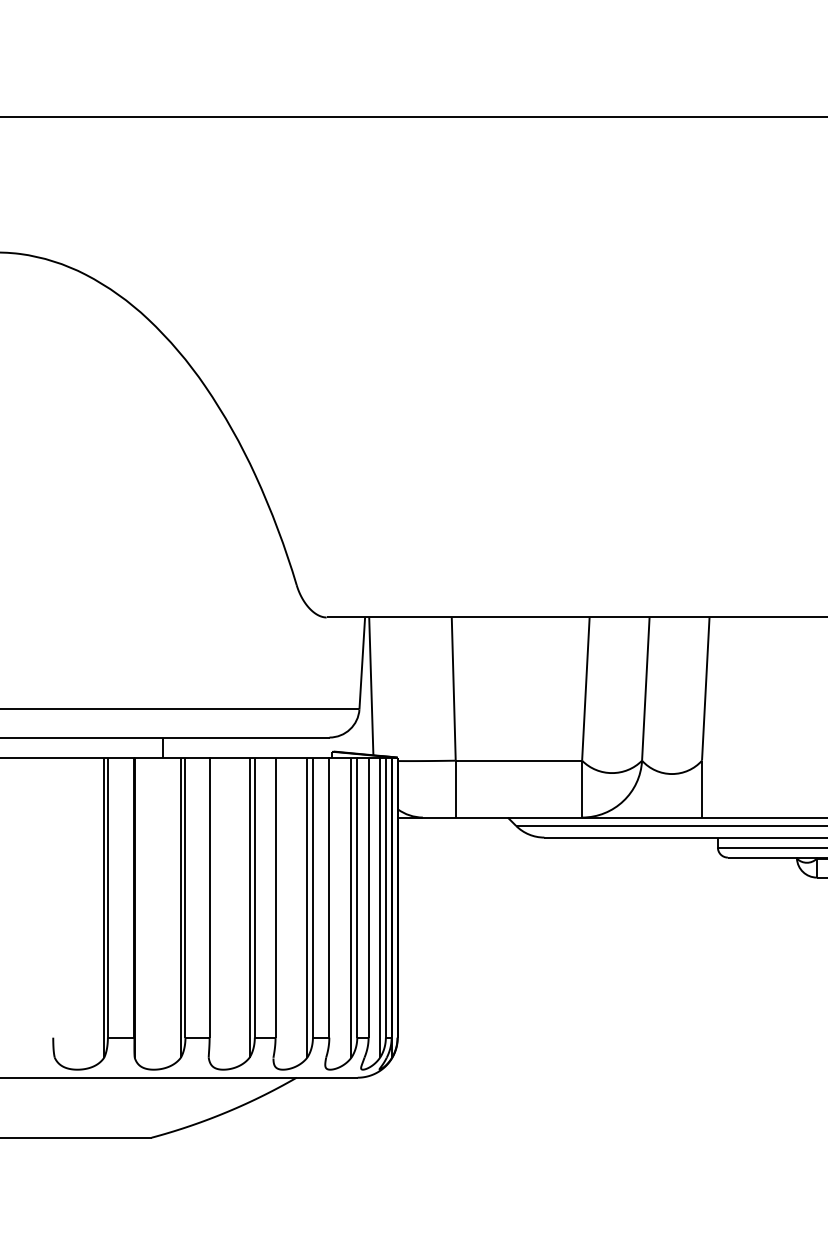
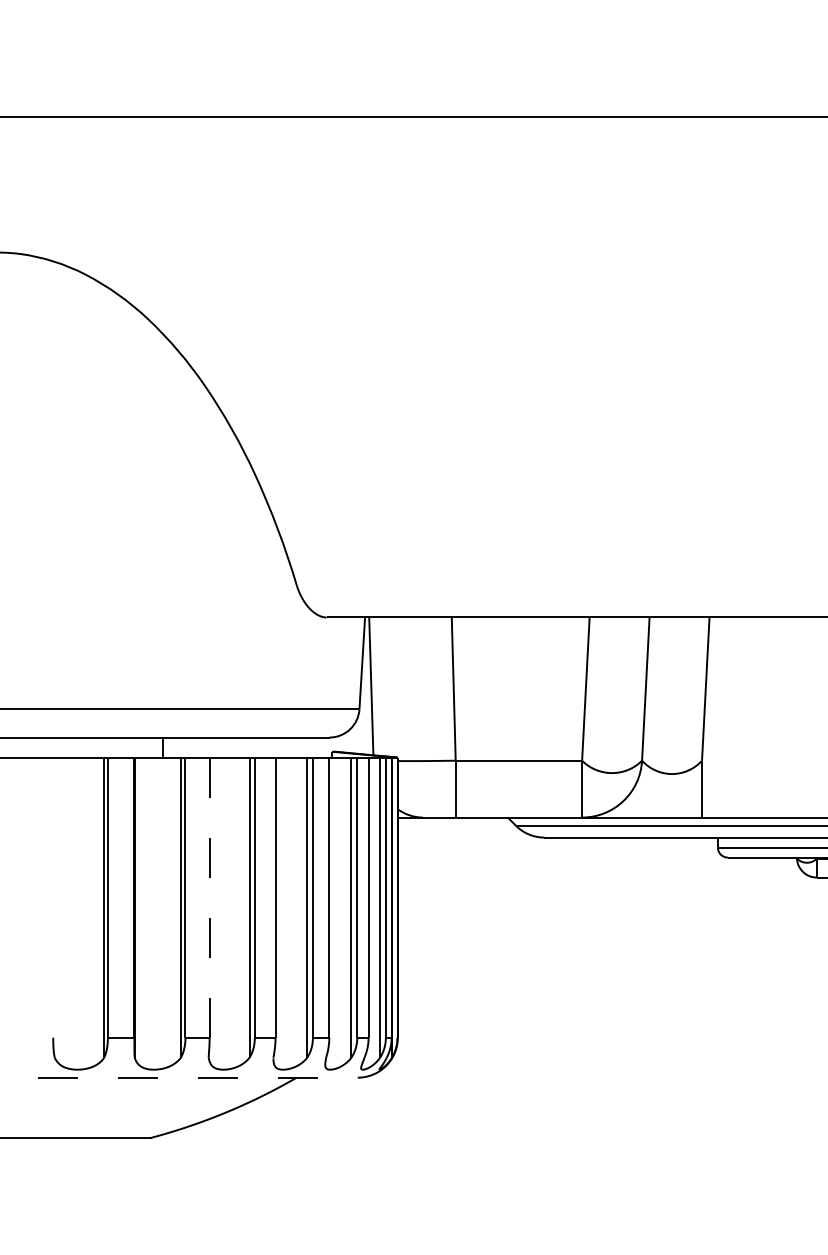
line: solid -> dashed (209, 897)
line: solid -> dashed (178, 1077)
